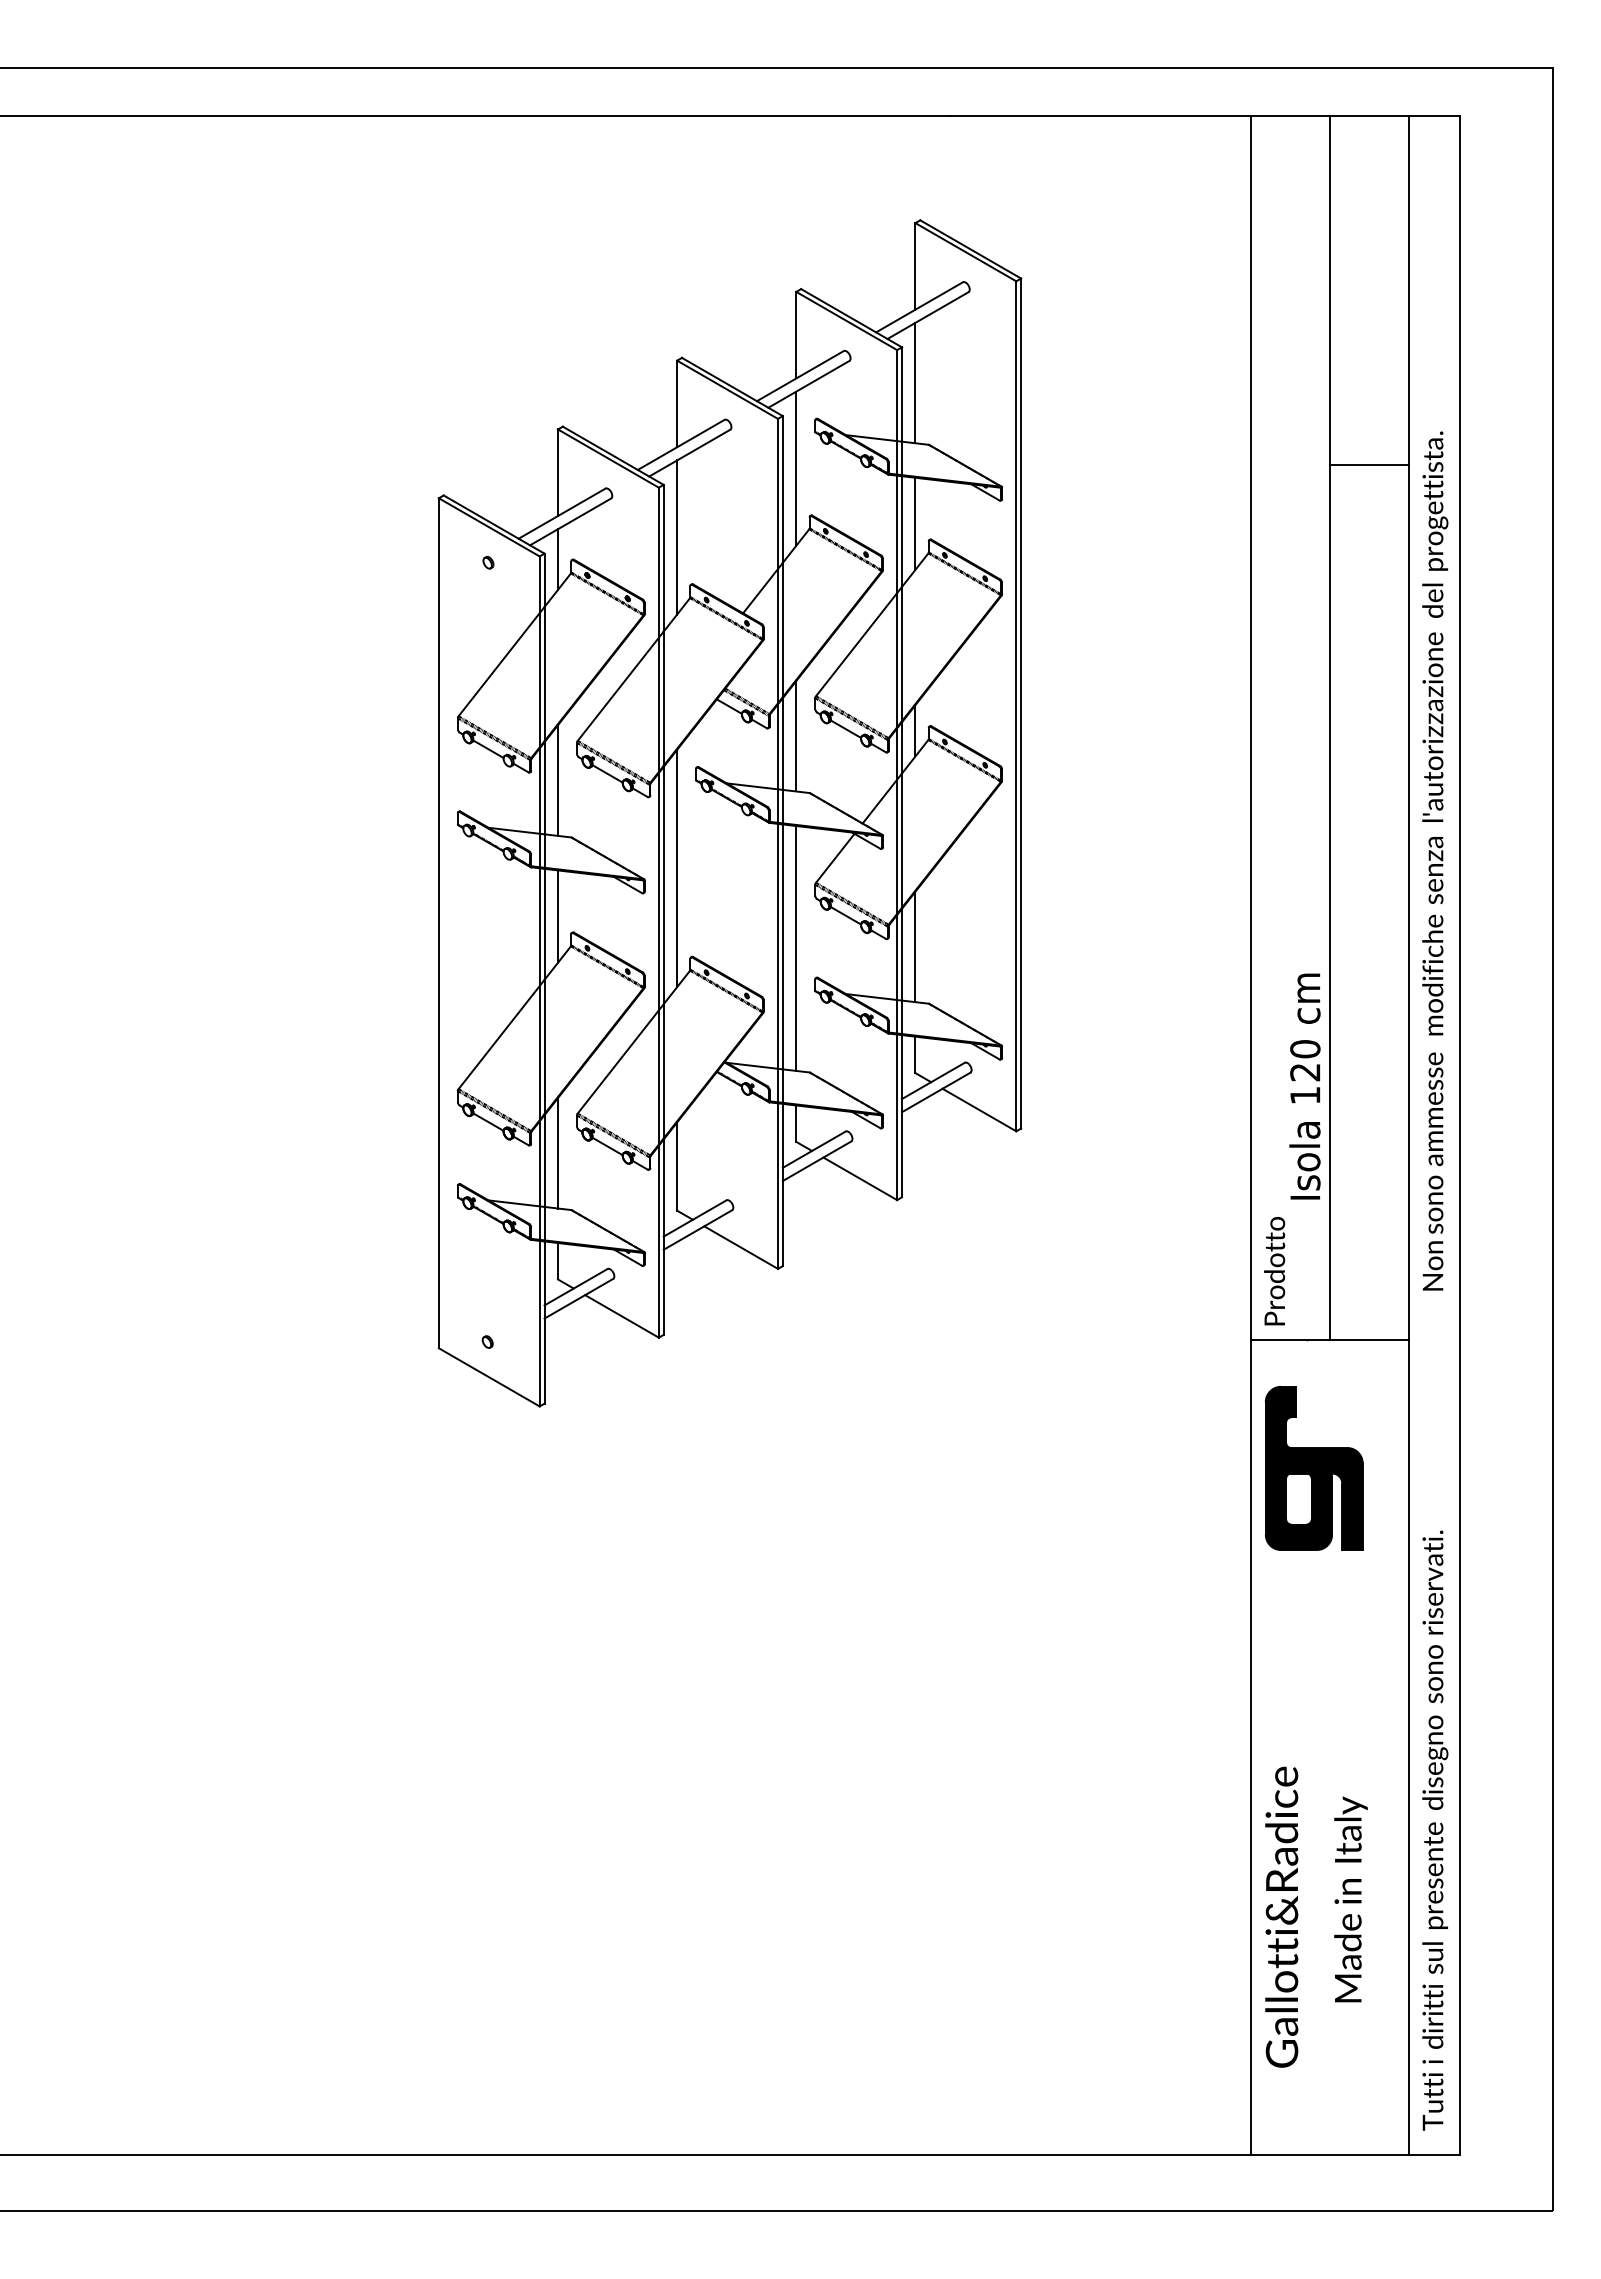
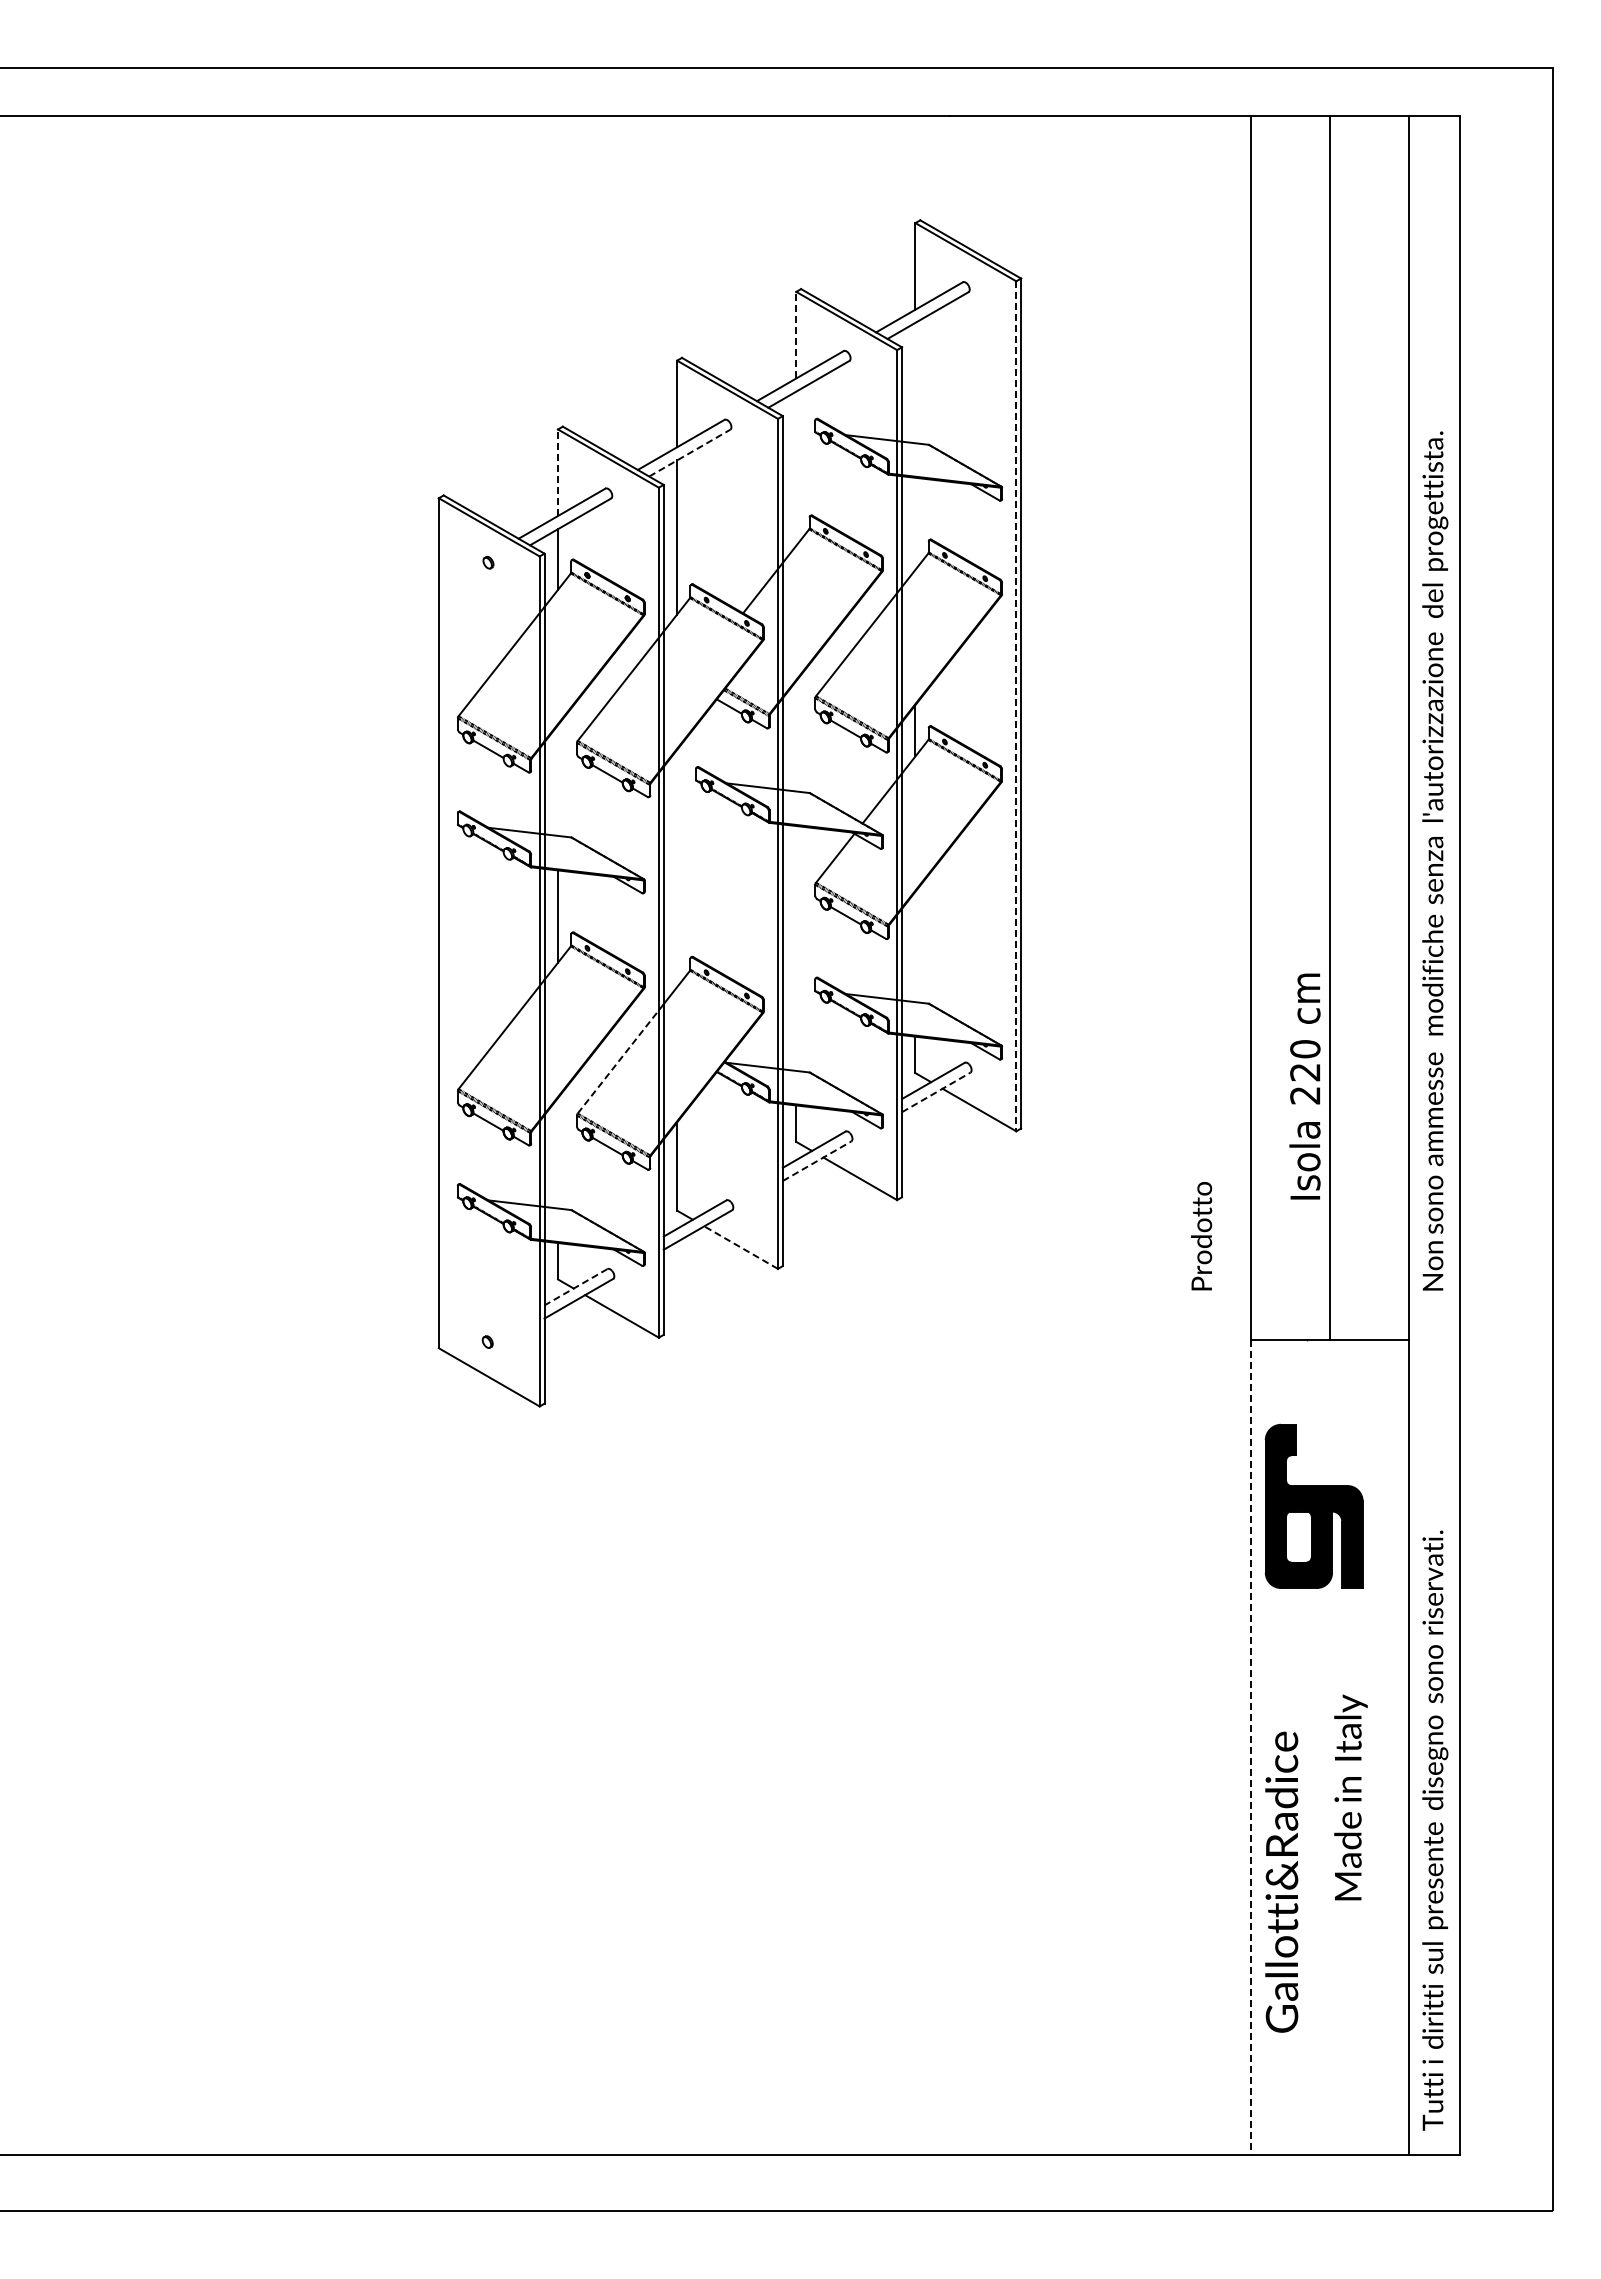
line: solid -> dashed (796, 334)
line: present -> none (915, 382)
line: solid -> dashed (689, 453)
line: present -> none (1369, 465)
line: present -> none (796, 468)
line: solid -> dashed (558, 472)
line: present -> none (915, 523)
line: solid -> dashed (1016, 706)
line: present -> none (796, 736)
line: present -> none (558, 780)
line: present -> none (677, 868)
line: present -> none (915, 946)
line: present -> none (796, 948)
line: solid -> dashed (620, 1059)
line: solid -> dashed (936, 1092)
text: 120 -> 220 (1305, 1095)
line: present -> none (558, 1153)
line: solid -> dashed (817, 1161)
line: solid -> dashed (741, 1247)
text position: (1274, 1271) -> (1201, 1236) (1201, 1236)
line: solid -> dashed (575, 1287)
part position: (1313, 1467) -> (1313, 1505) (1313, 1505)
line: solid -> dashed (1251, 1747)
text position: (1350, 1899) -> (1350, 1797) (1350, 1797)
text position: (1281, 1916) -> (1281, 1881) (1281, 1881)
